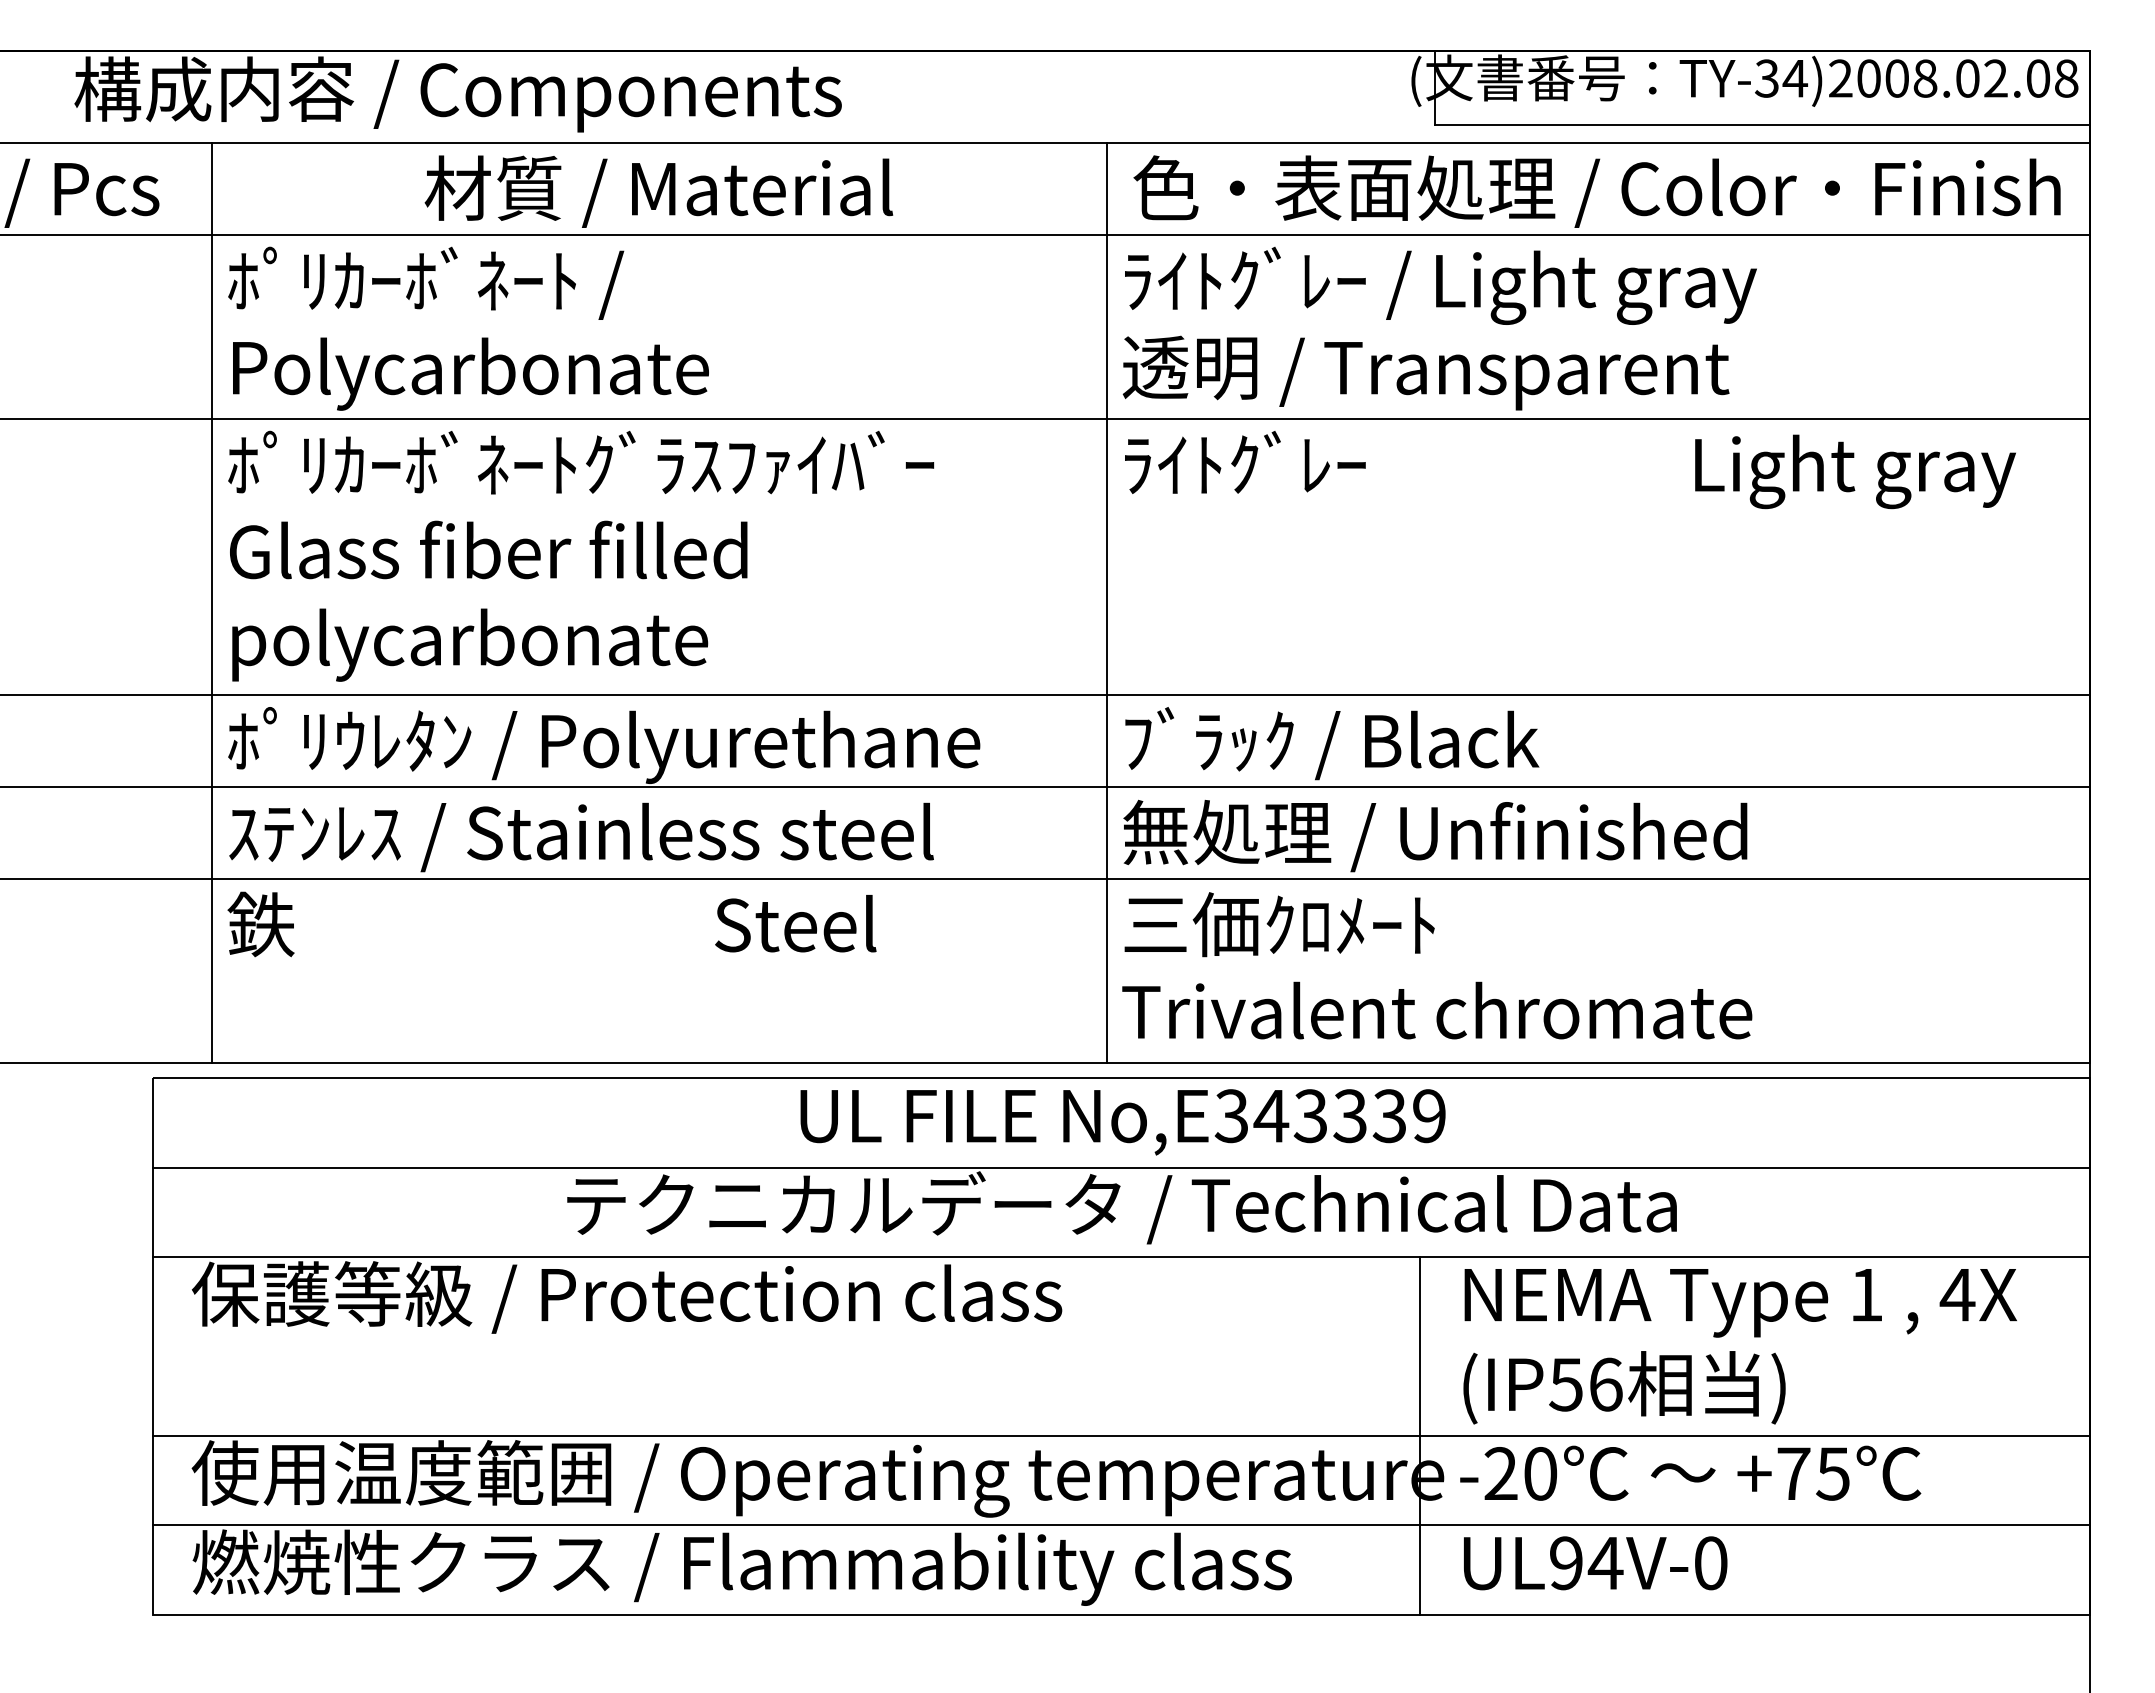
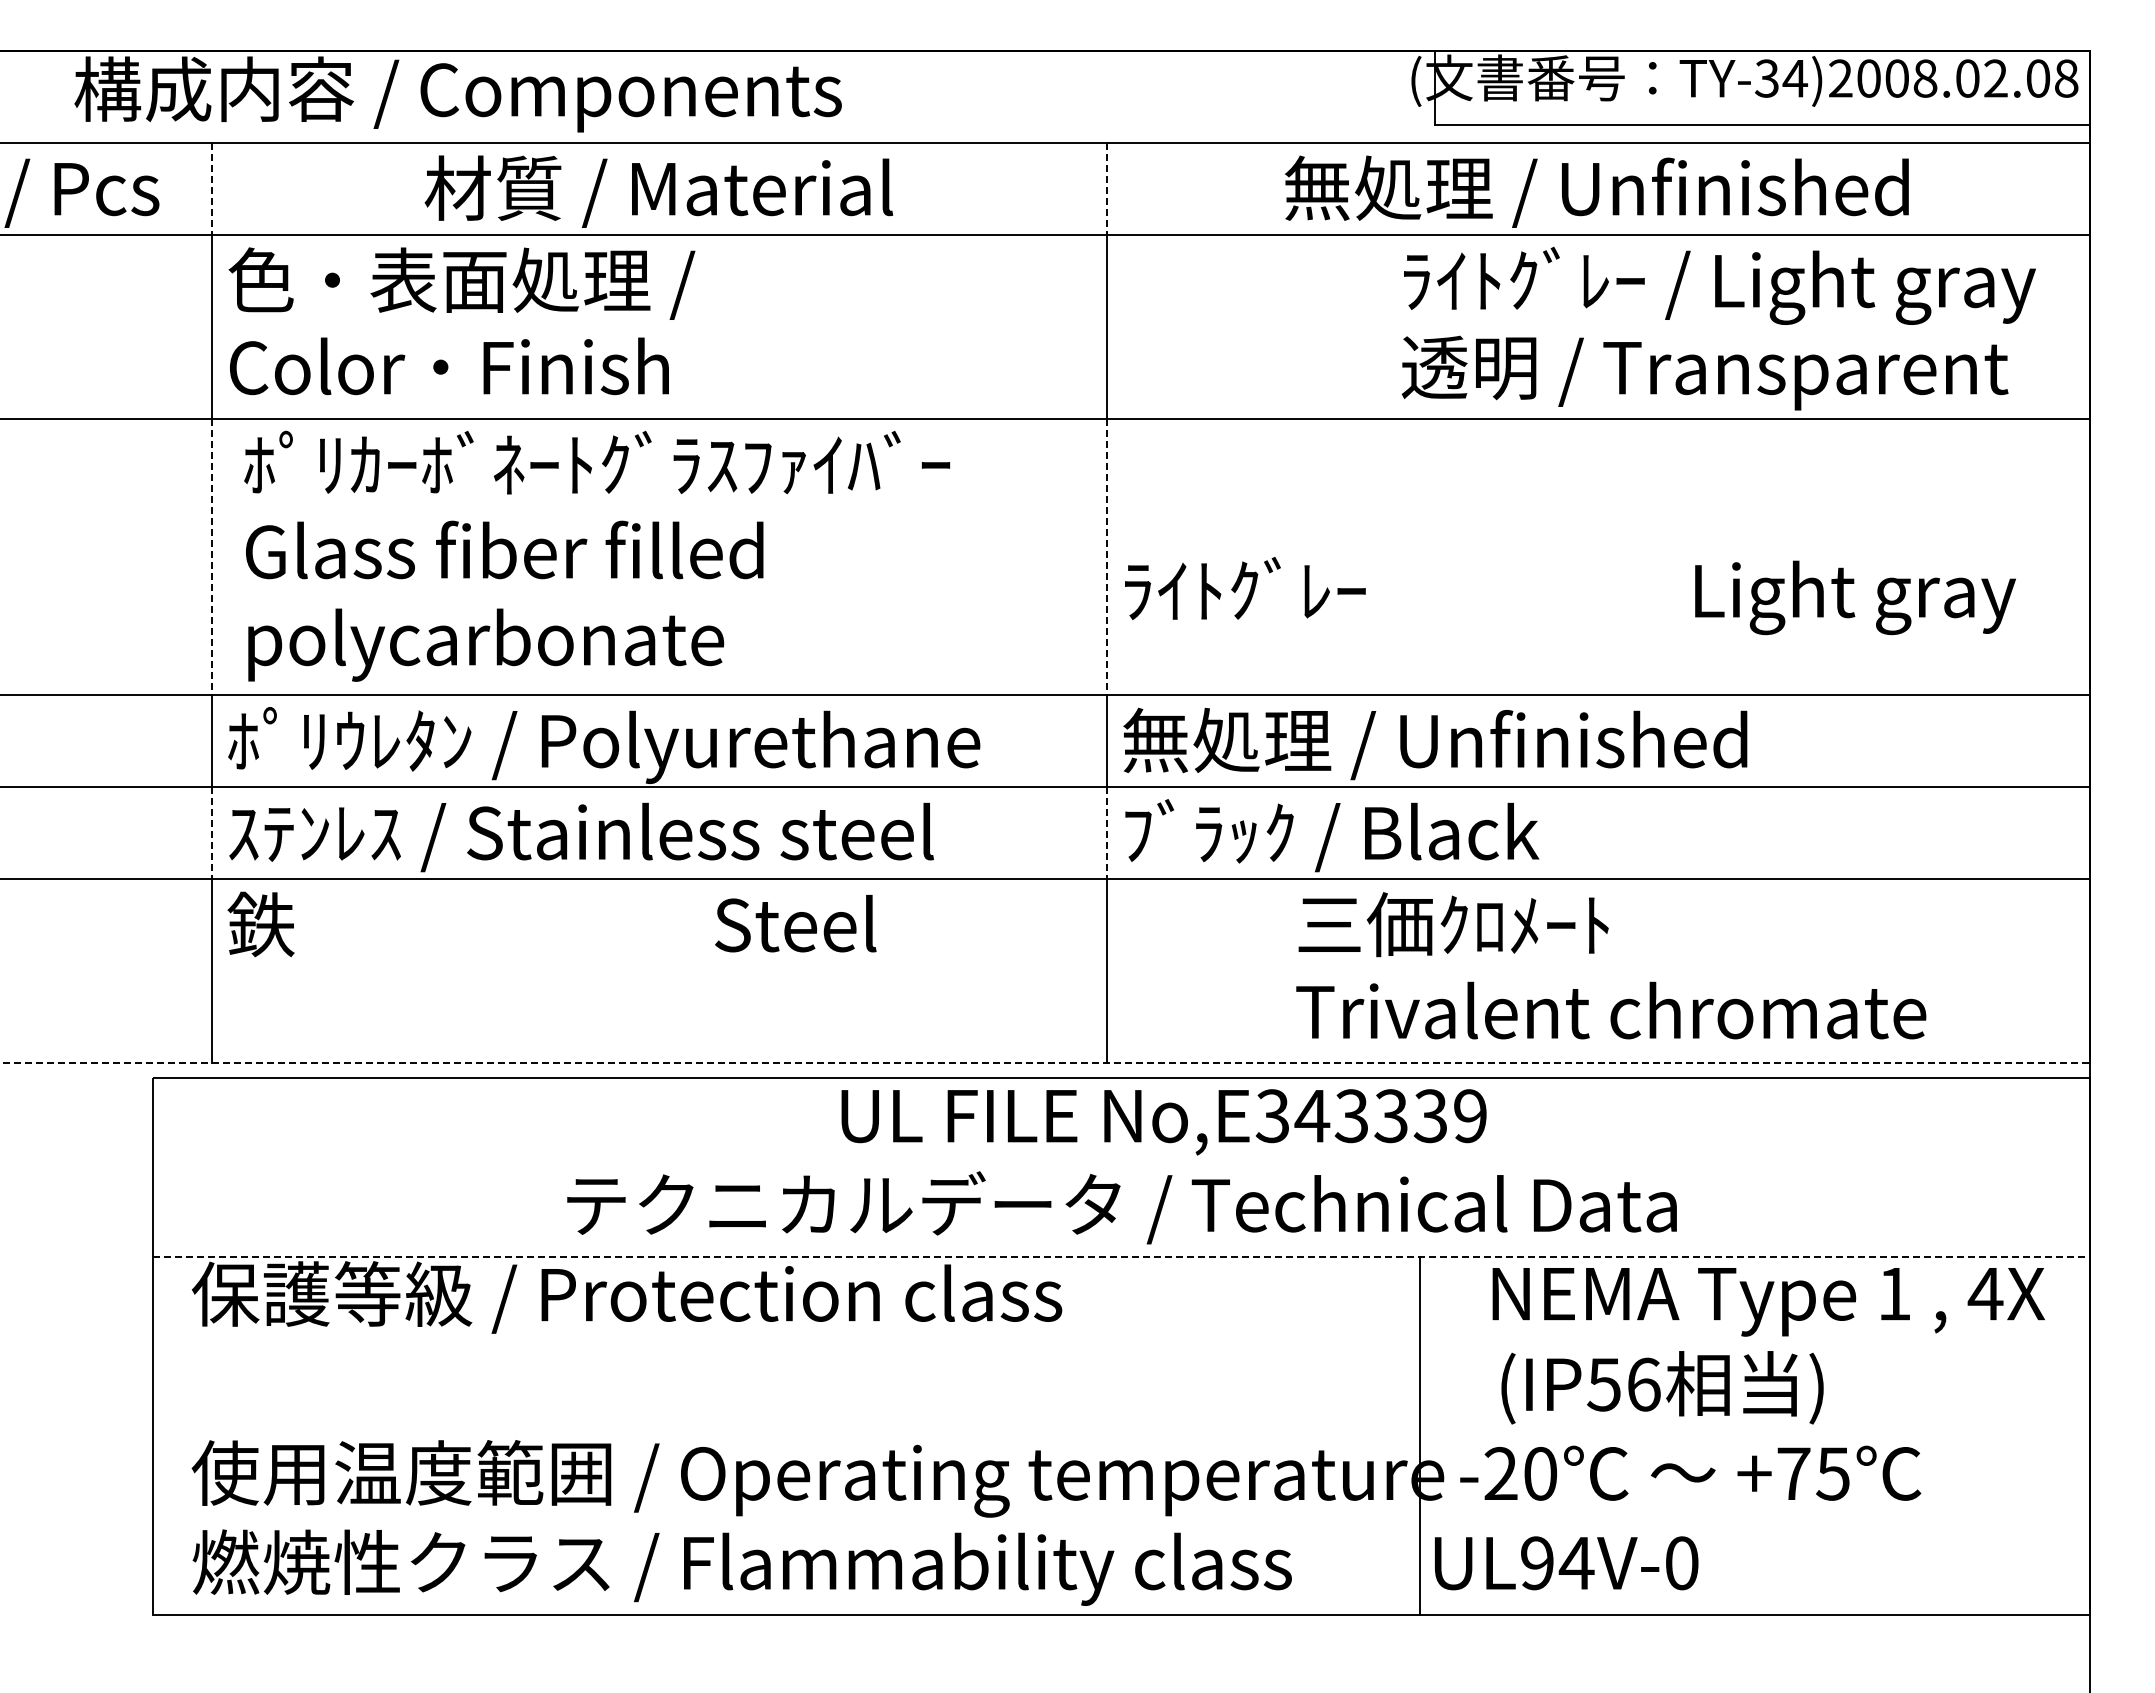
line: solid -> dashed (212, 189)
line: solid -> dashed (1106, 189)
text: 色・表面処理 / Color・Finish -> 無処理 / Unfinished (1596, 191)
text: ﾎﾟﾘｶｰﾎﾞﾈｰﾄ / Polycarbonate -> 色・表面処理 / Color・Finish (468, 328)
text position: (1439, 328) -> (1718, 328) (1718, 328)
text position: (1570, 470) -> (1570, 596) (1570, 596)
text position: (581, 555) -> (597, 555) (597, 555)
line: solid -> dashed (212, 557)
line: solid -> dashed (1106, 557)
text: ﾌﾞﾗｯｸ / Black -> 無処理 / Unfinished (1435, 743)
line: solid -> dashed (212, 833)
line: solid -> dashed (1106, 833)
text: 無処理 / Unfinished -> ﾌﾞﾗｯｸ / Black (1435, 835)
text position: (1437, 965) -> (1611, 965) (1611, 965)
line: solid -> dashed (1045, 1063)
text position: (1122, 1122) -> (1163, 1122) (1163, 1122)
line: present -> none (1121, 1167)
line: solid -> dashed (1121, 1257)
text position: (1740, 1303) -> (1768, 1302) (1768, 1302)
text position: (1624, 1387) -> (1662, 1387) (1662, 1387)
line: present -> none (1121, 1435)
line: present -> none (1121, 1525)
text position: (1595, 1563) -> (1566, 1563) (1566, 1563)
